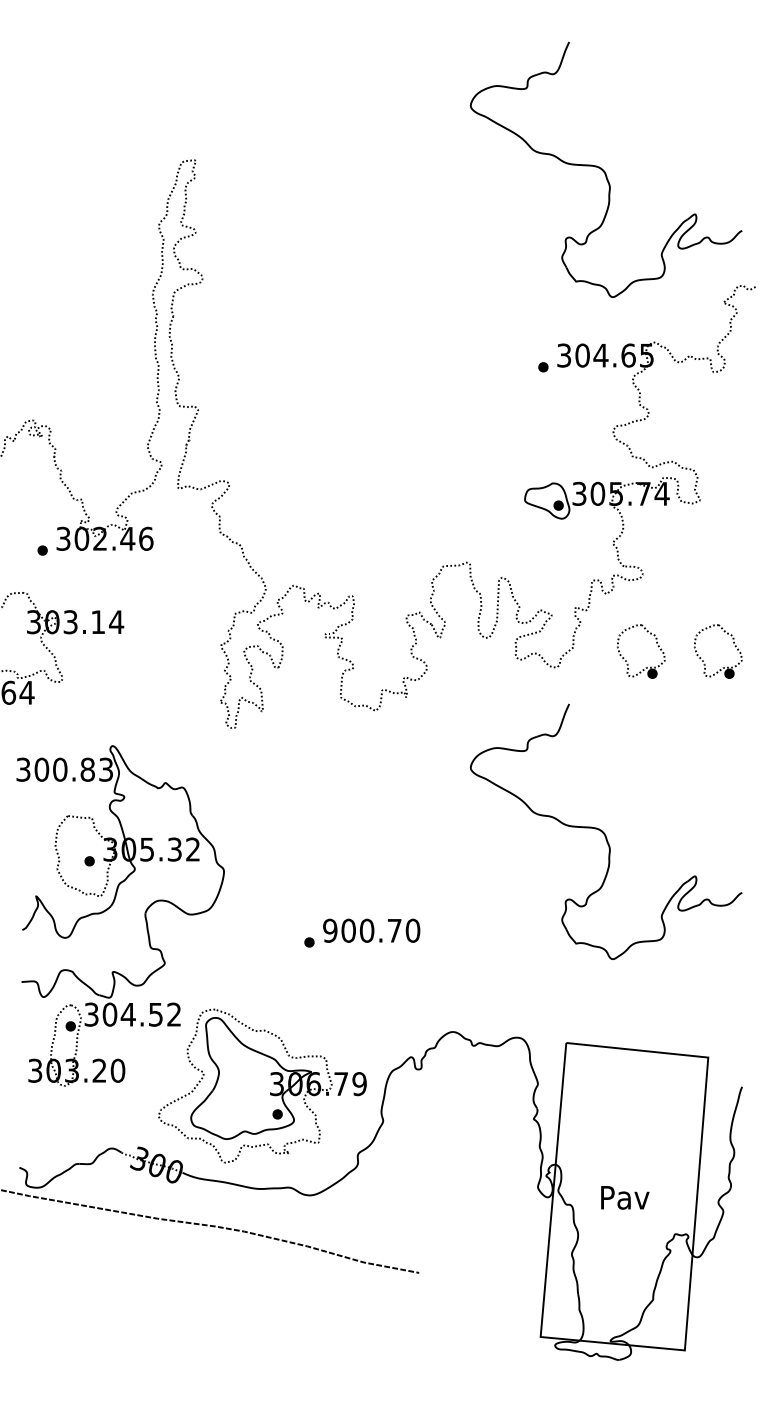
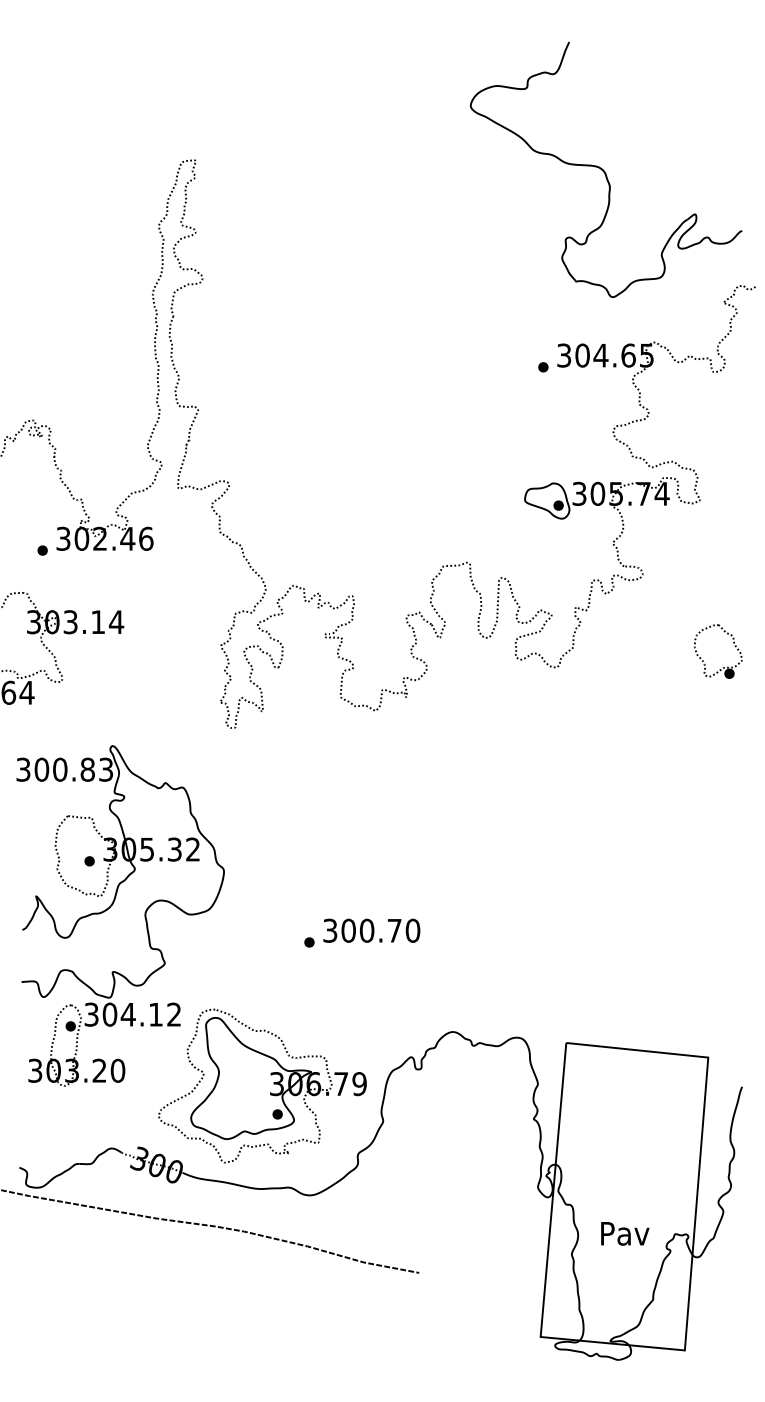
part: present -> none (626, 660)
part: present -> none (605, 831)
text: 900.70 -> 300.70 (330, 930)
text: 304.52 -> 304.12 (155, 1014)
text position: (625, 1197) -> (625, 1233) (625, 1233)
